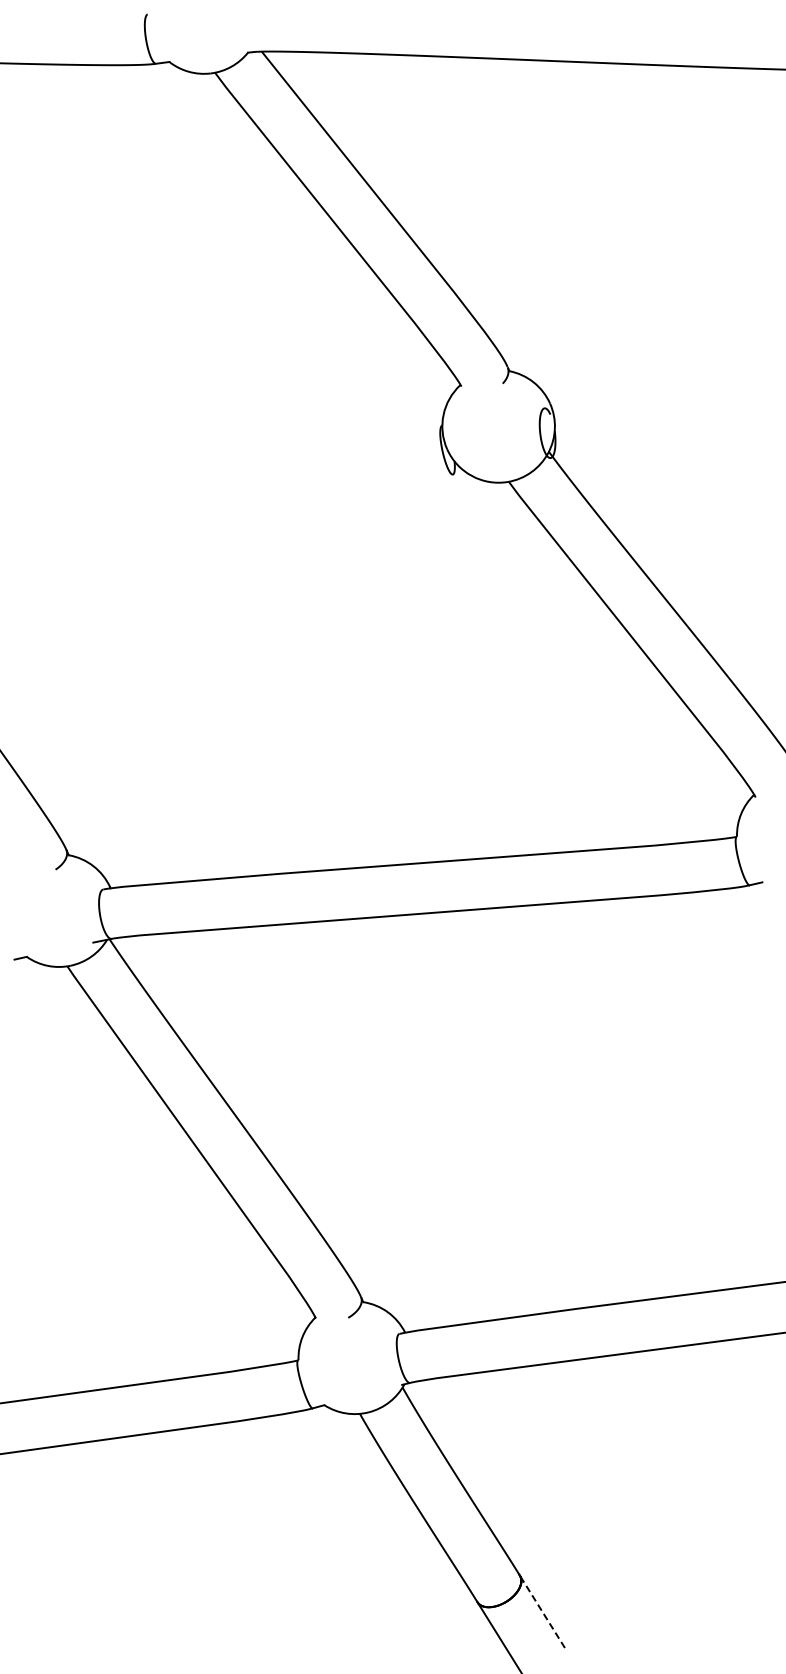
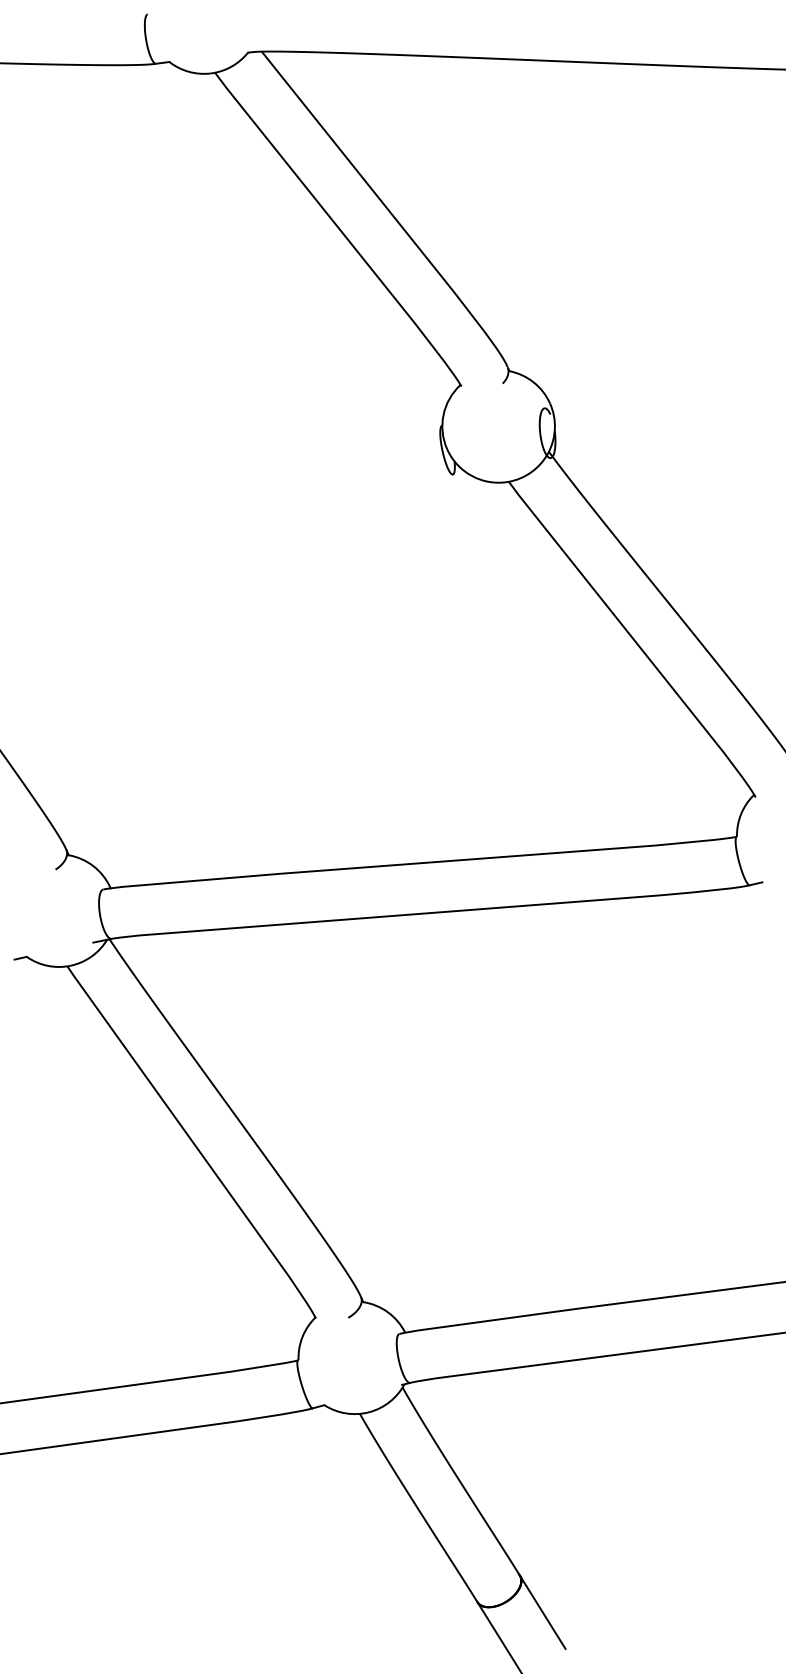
line: dashed -> solid (543, 1612)
